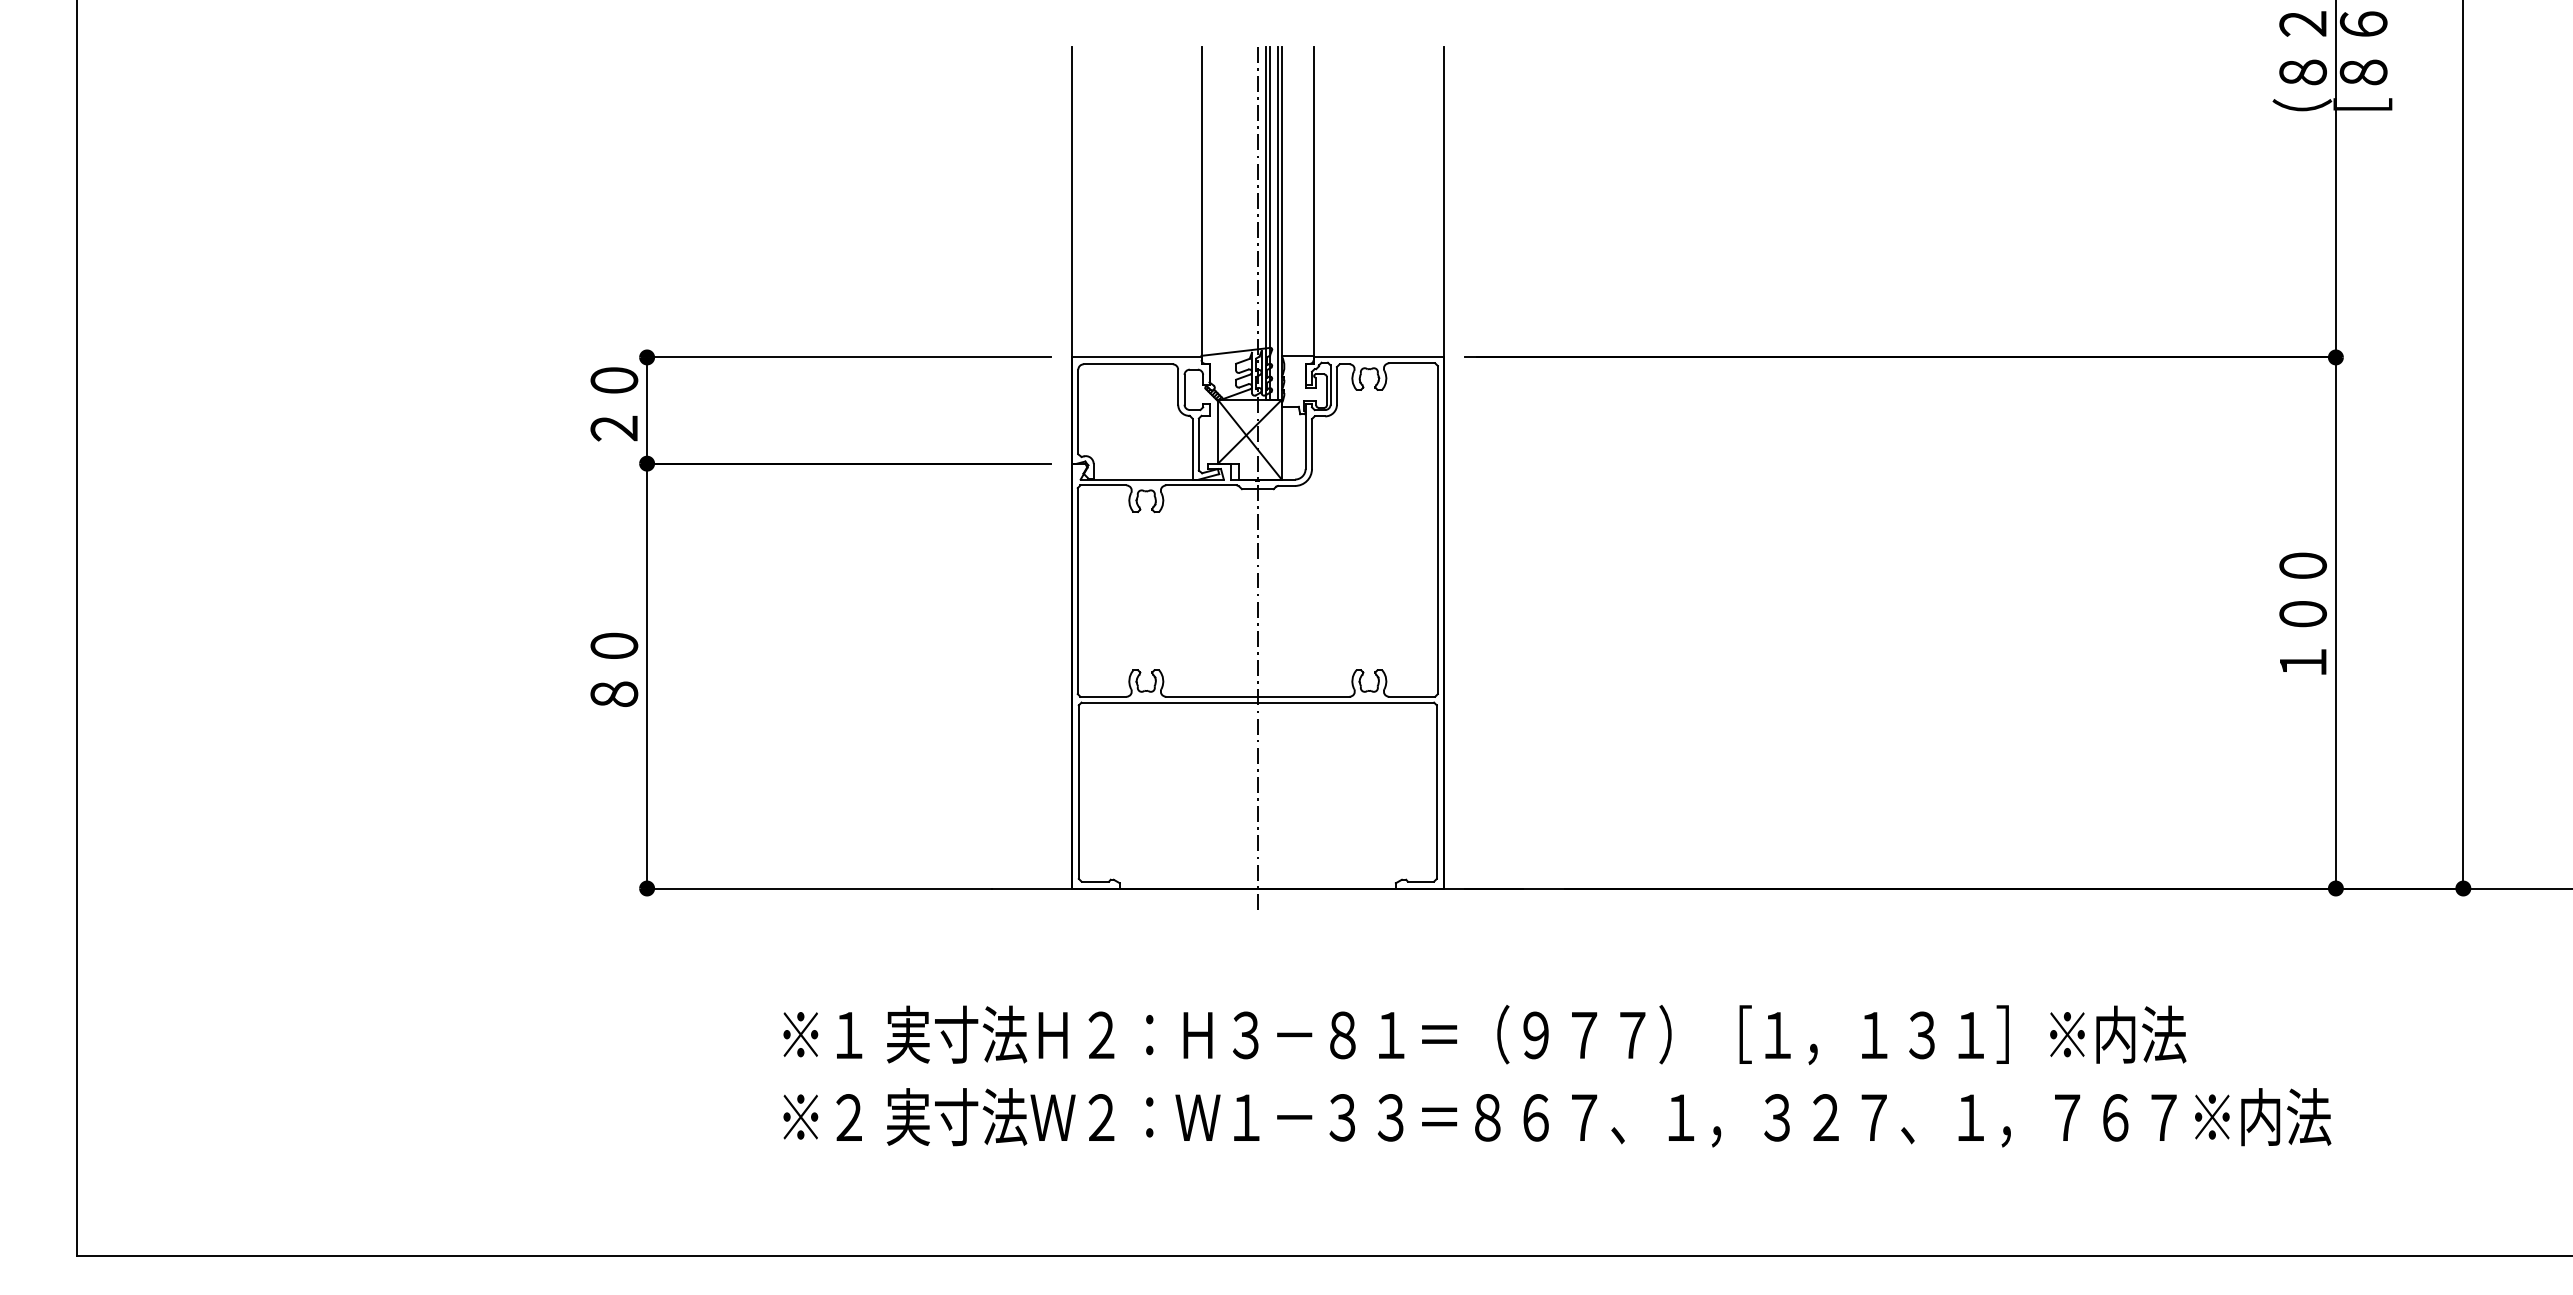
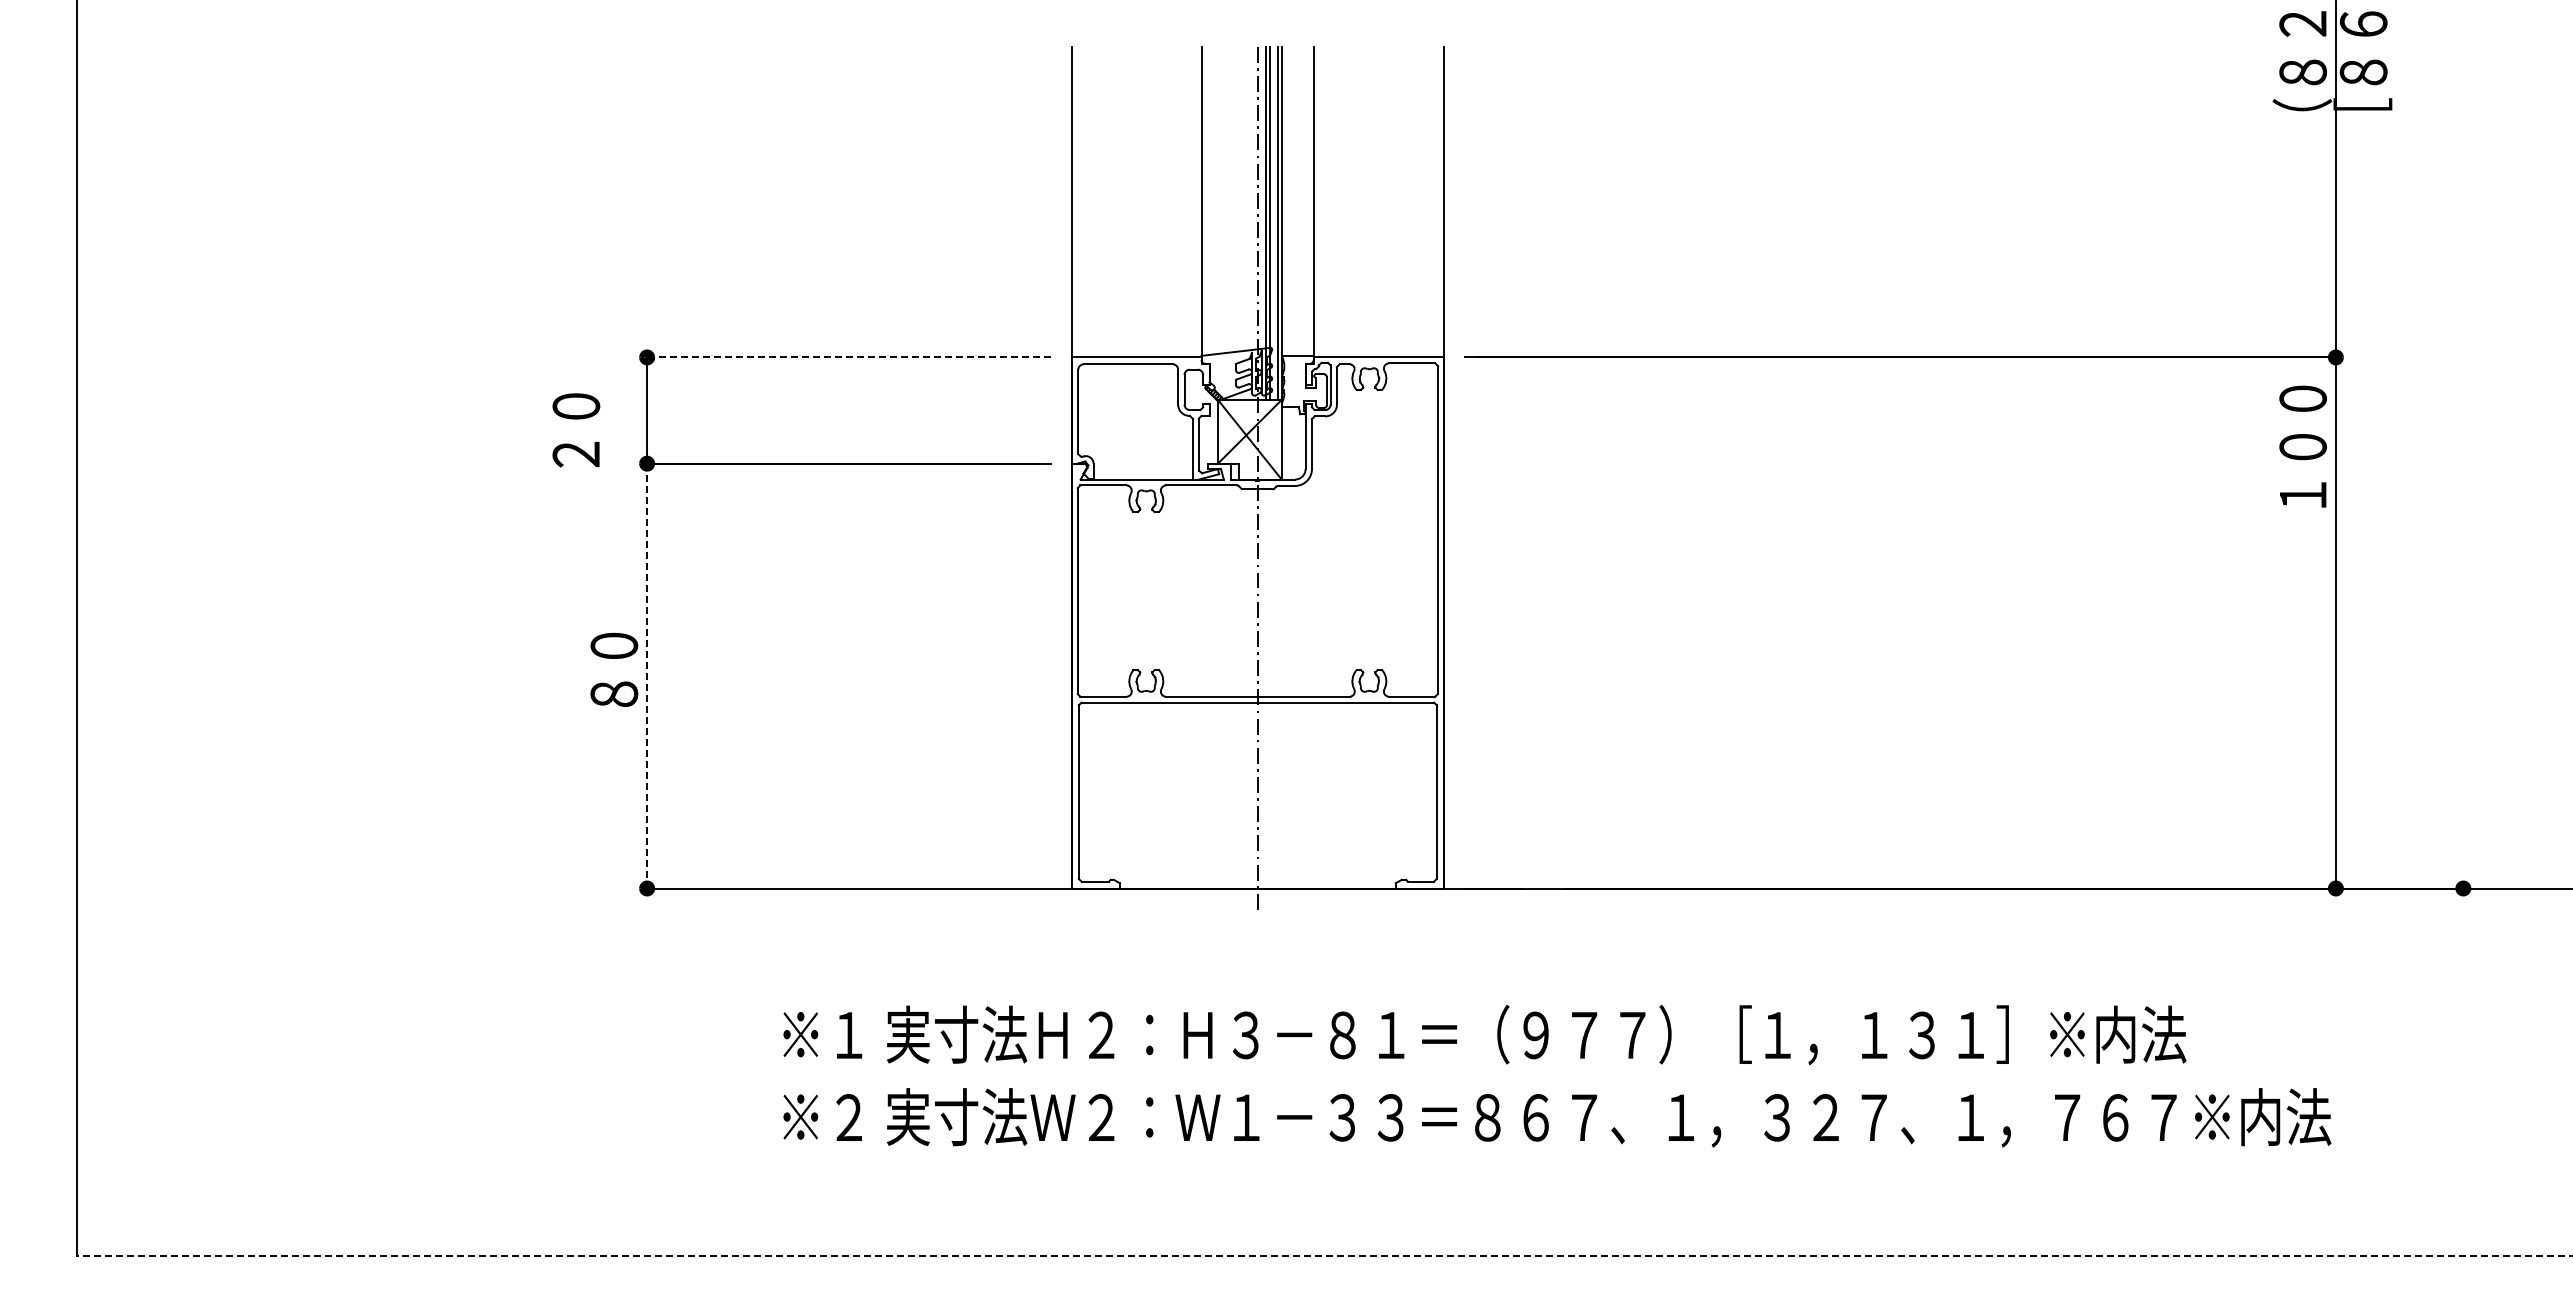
line: solid -> dashed (845, 357)
text position: (614, 404) -> (576, 430) (576, 430)
line: present -> none (2463, 445)
text position: (2302, 613) -> (2302, 446) (2302, 446)
line: solid -> dashed (647, 676)
line: solid -> dashed (1325, 1256)
